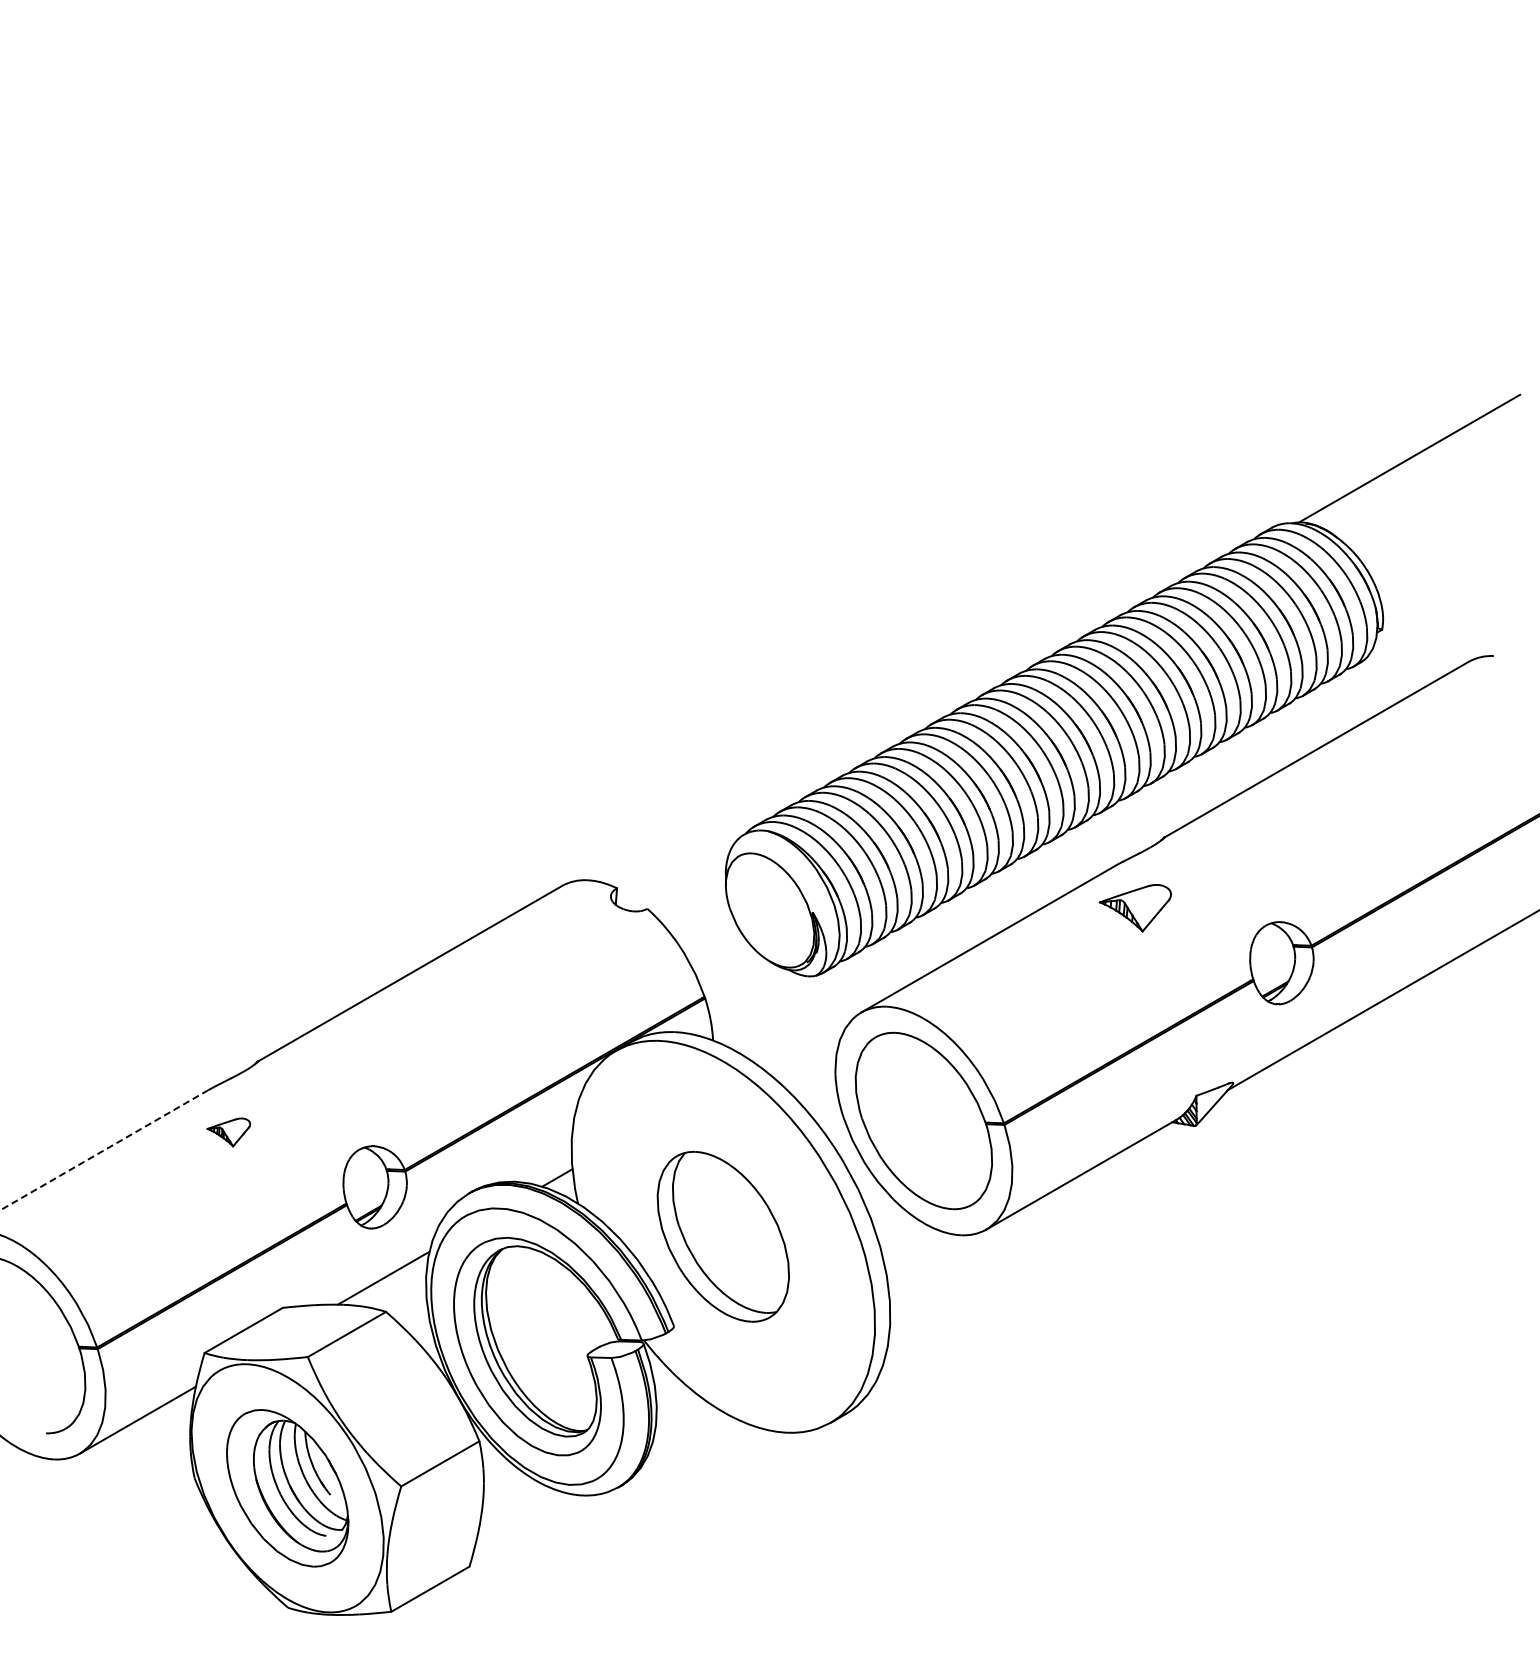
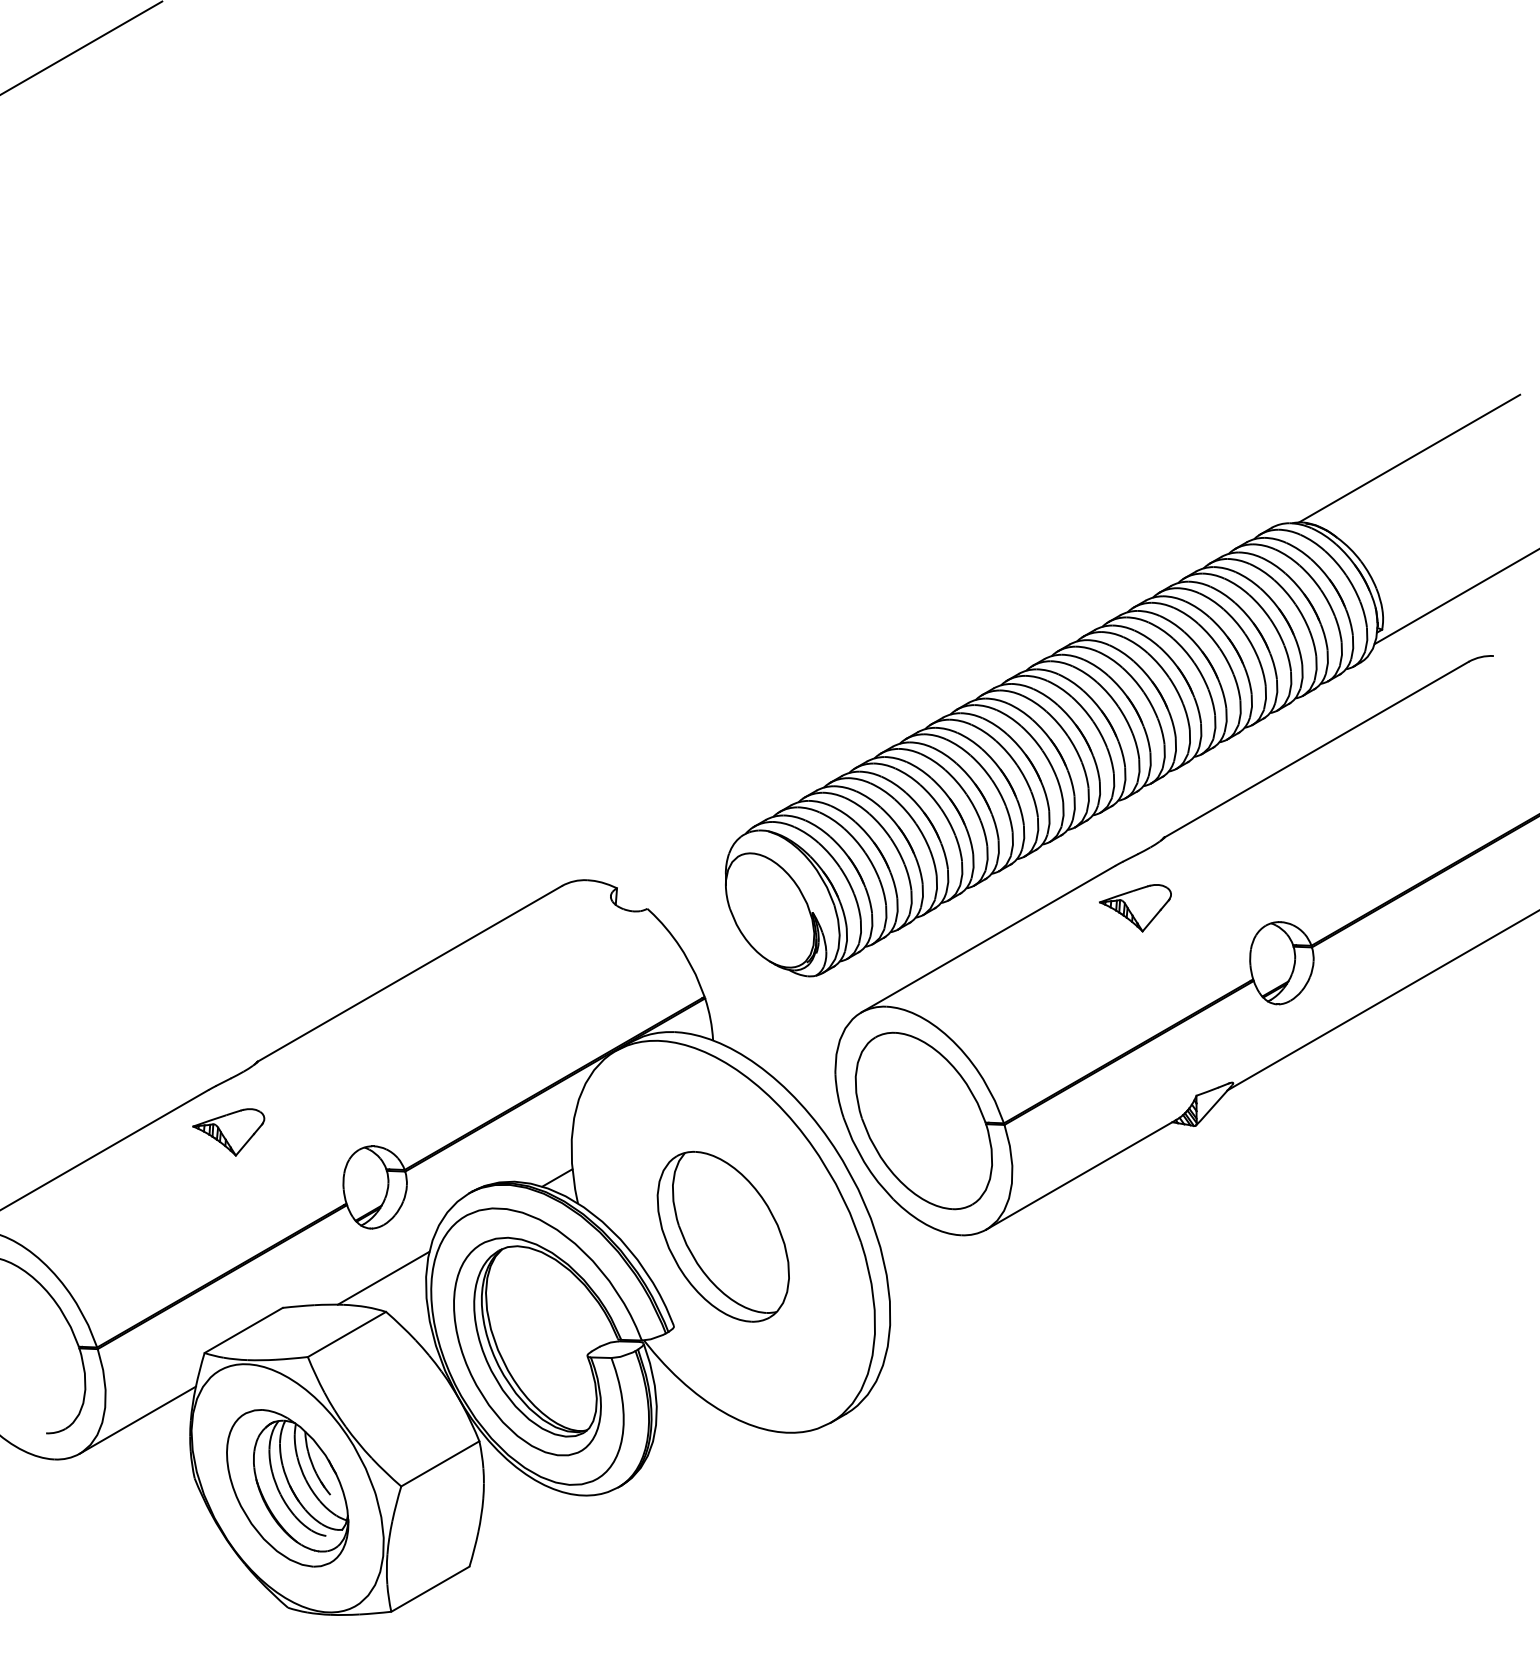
line: none -> present (81, 47)
line: none -> present (1455, 597)
part size: 46x31 px -> 74x49 px (228, 1132)
line: dashed -> solid (104, 1150)
